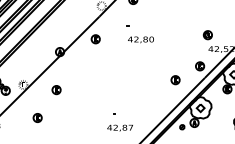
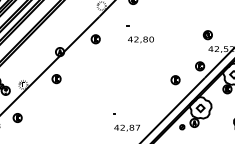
part position: (56, 90) -> (56, 79) (56, 79)
part position: (37, 117) -> (17, 117) (17, 117)
text position: (119, 127) -> (126, 127) (126, 127)
